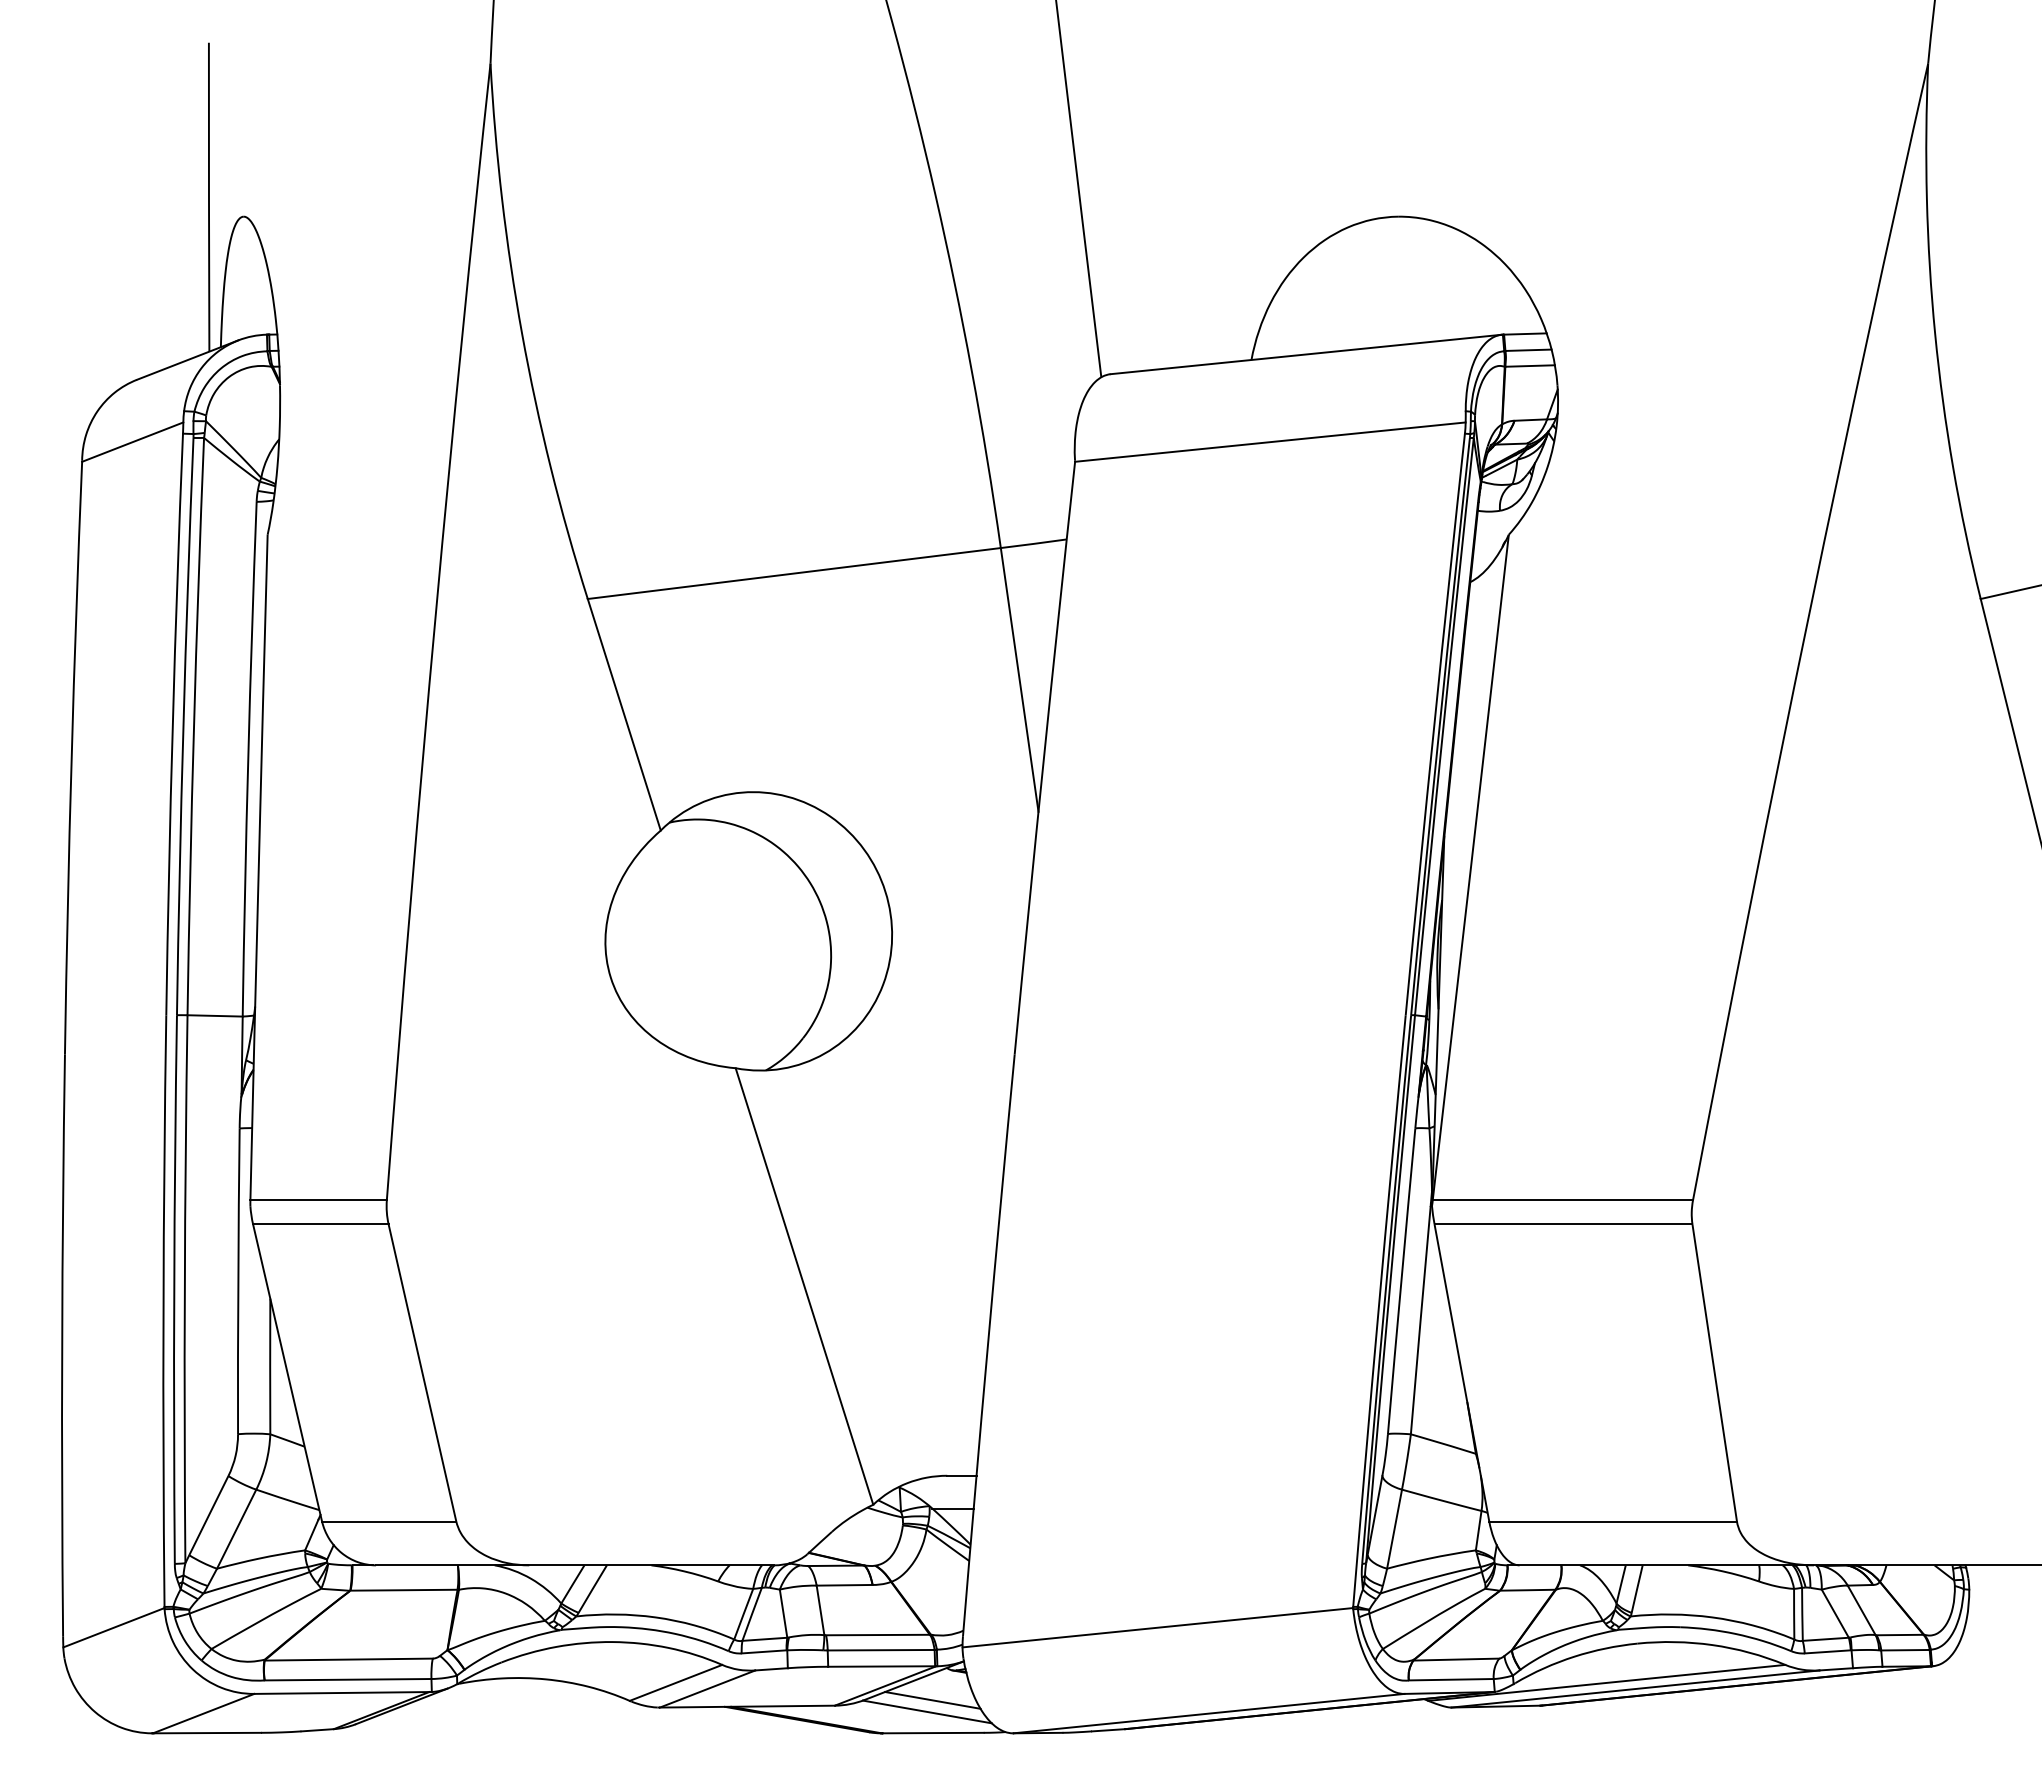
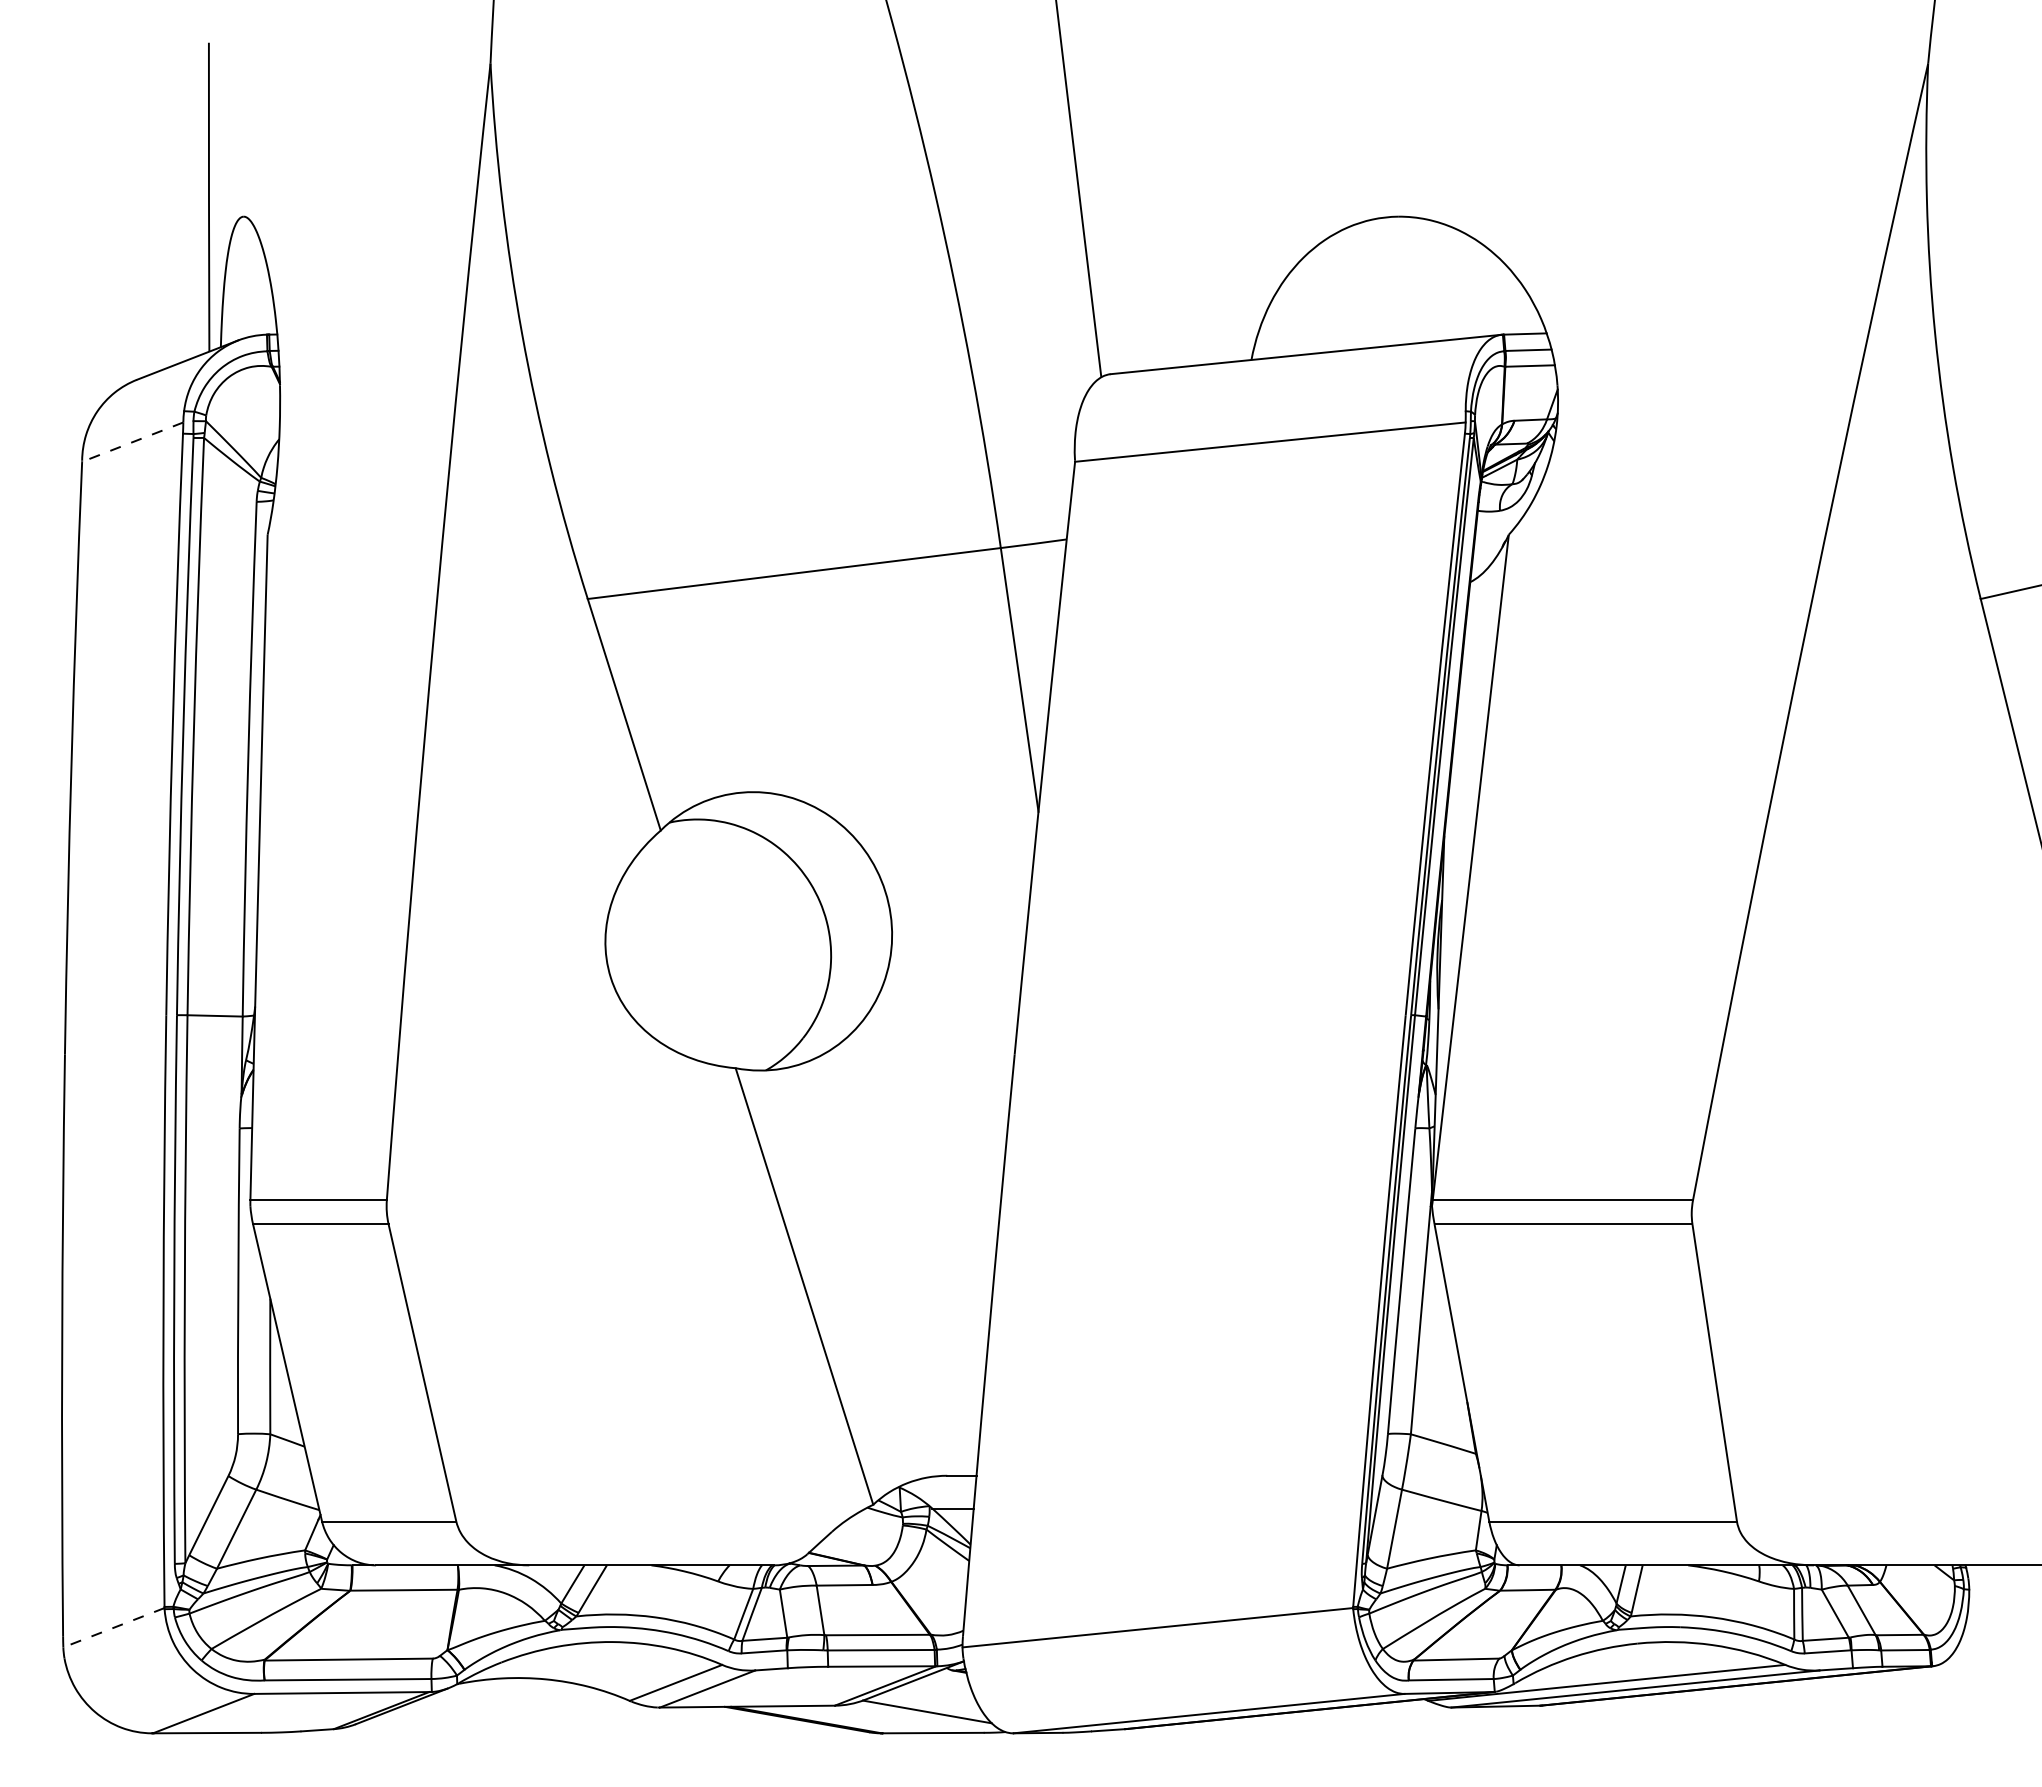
line: solid -> dashed (132, 442)
line: solid -> dashed (113, 1627)
line: present -> none (932, 1699)
